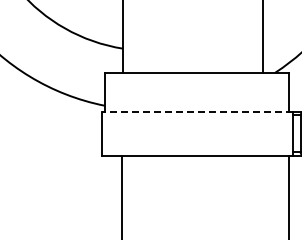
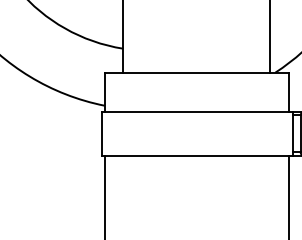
line position: (263, 37) -> (270, 37) (270, 37)
line: dashed -> solid (197, 111)
line position: (121, 195) -> (104, 195) (104, 195)
